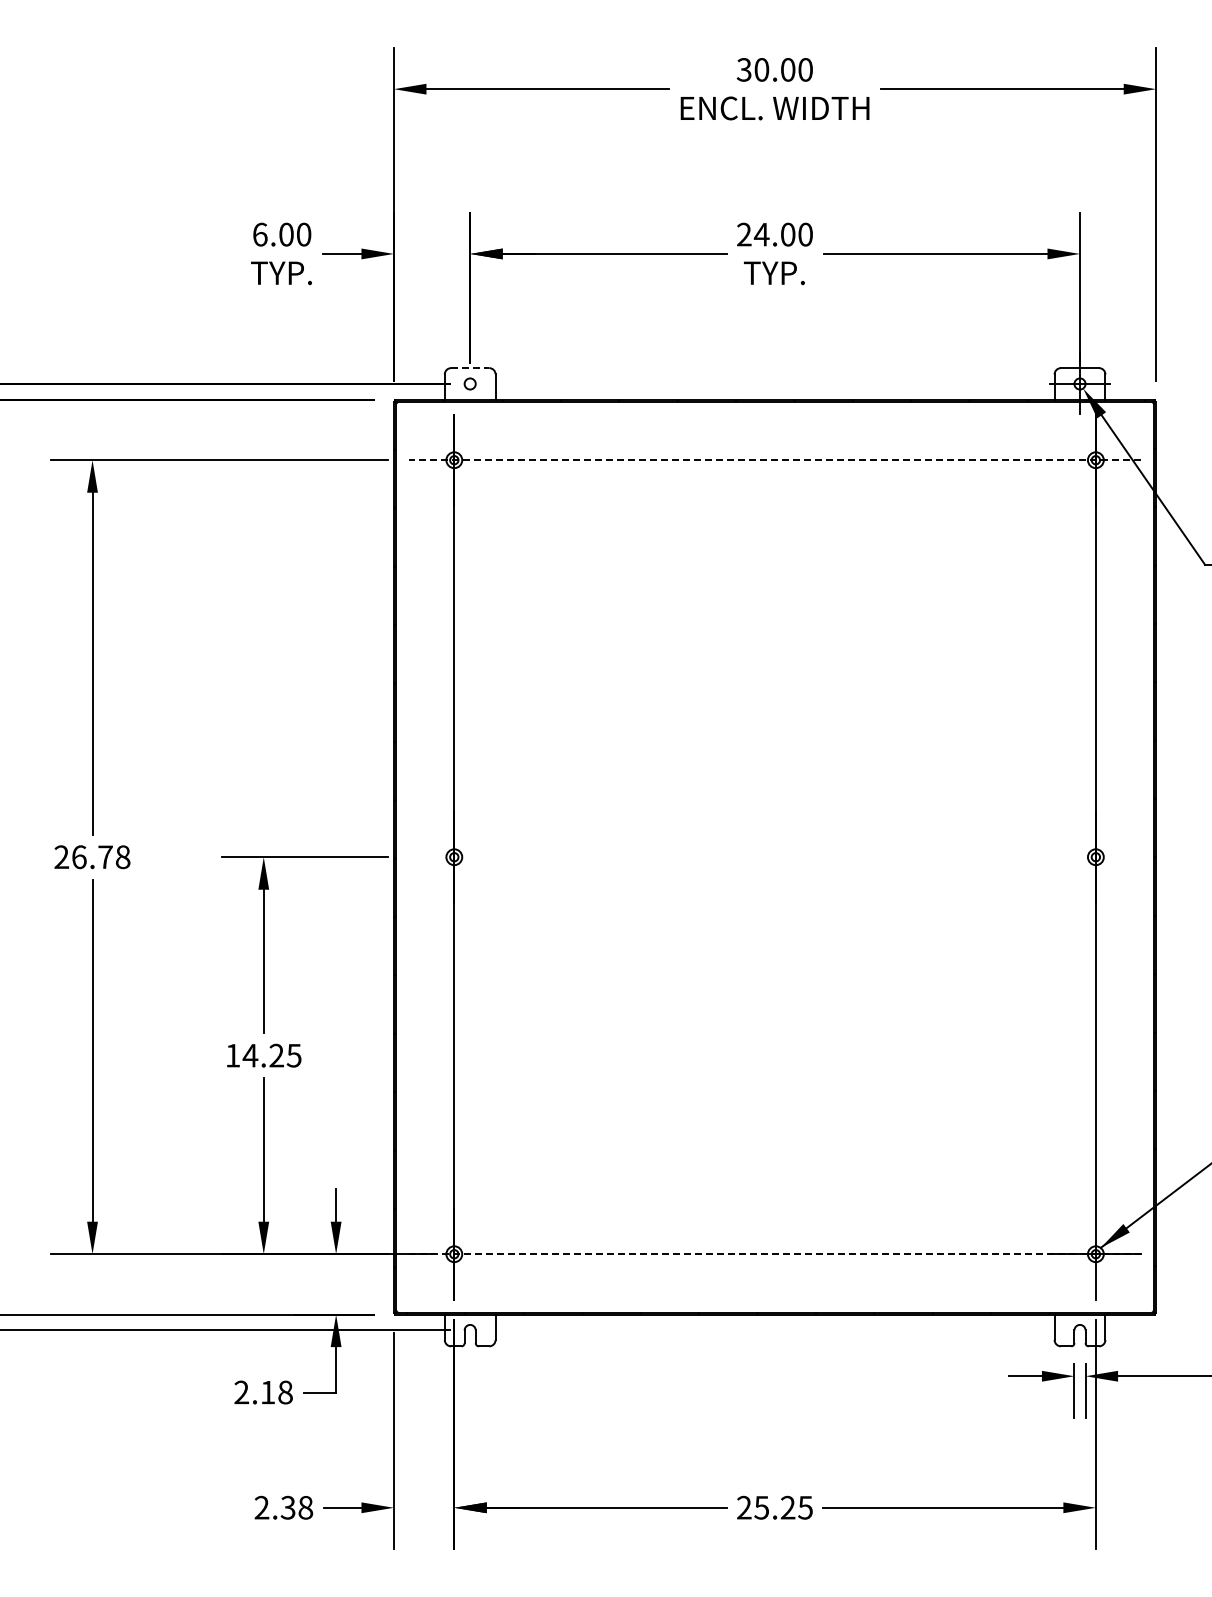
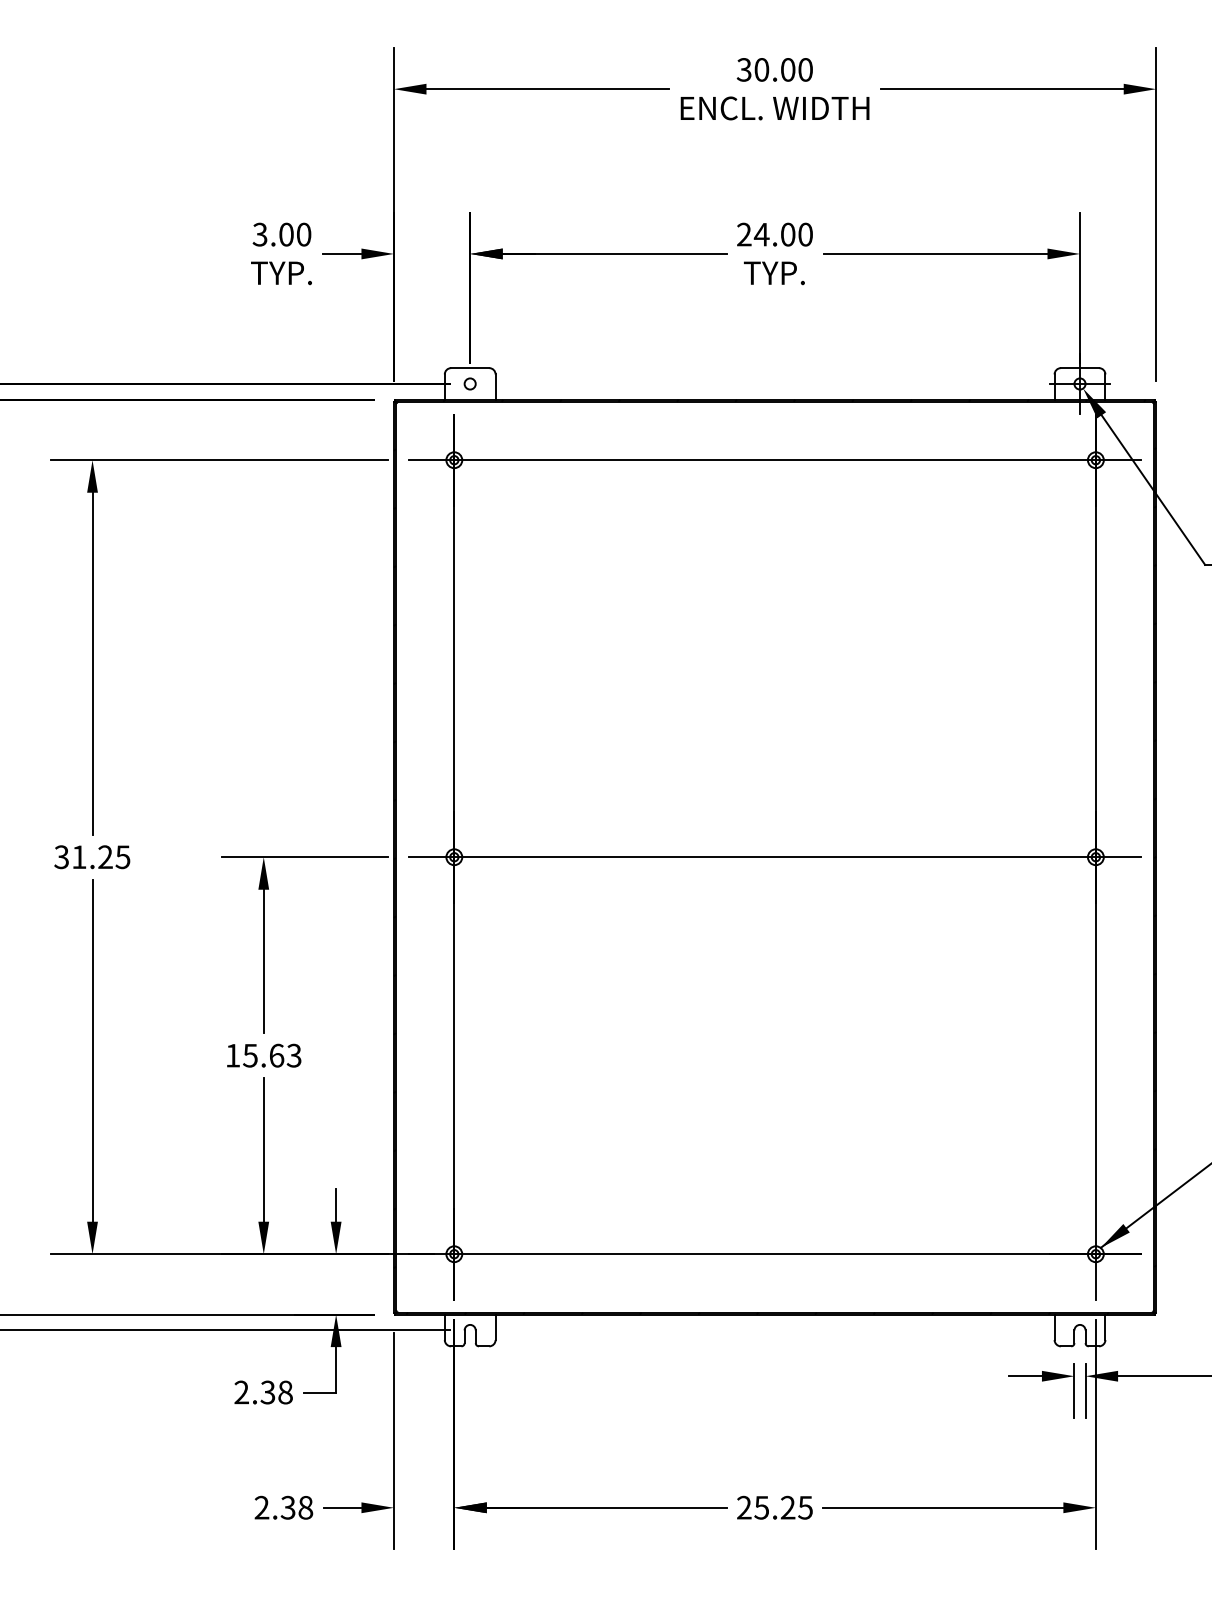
text: 6.00 -> 3.00 (259, 234)
line: dashed -> solid (470, 368)
line: dashed -> solid (774, 460)
text: 26.78 -> 31.25 (92, 857)
line: none -> present (774, 857)
text: 14.25 -> 15.63 (271, 1055)
line: dashed -> solid (775, 1254)
text: 2.18 -> 2.38 (267, 1392)
